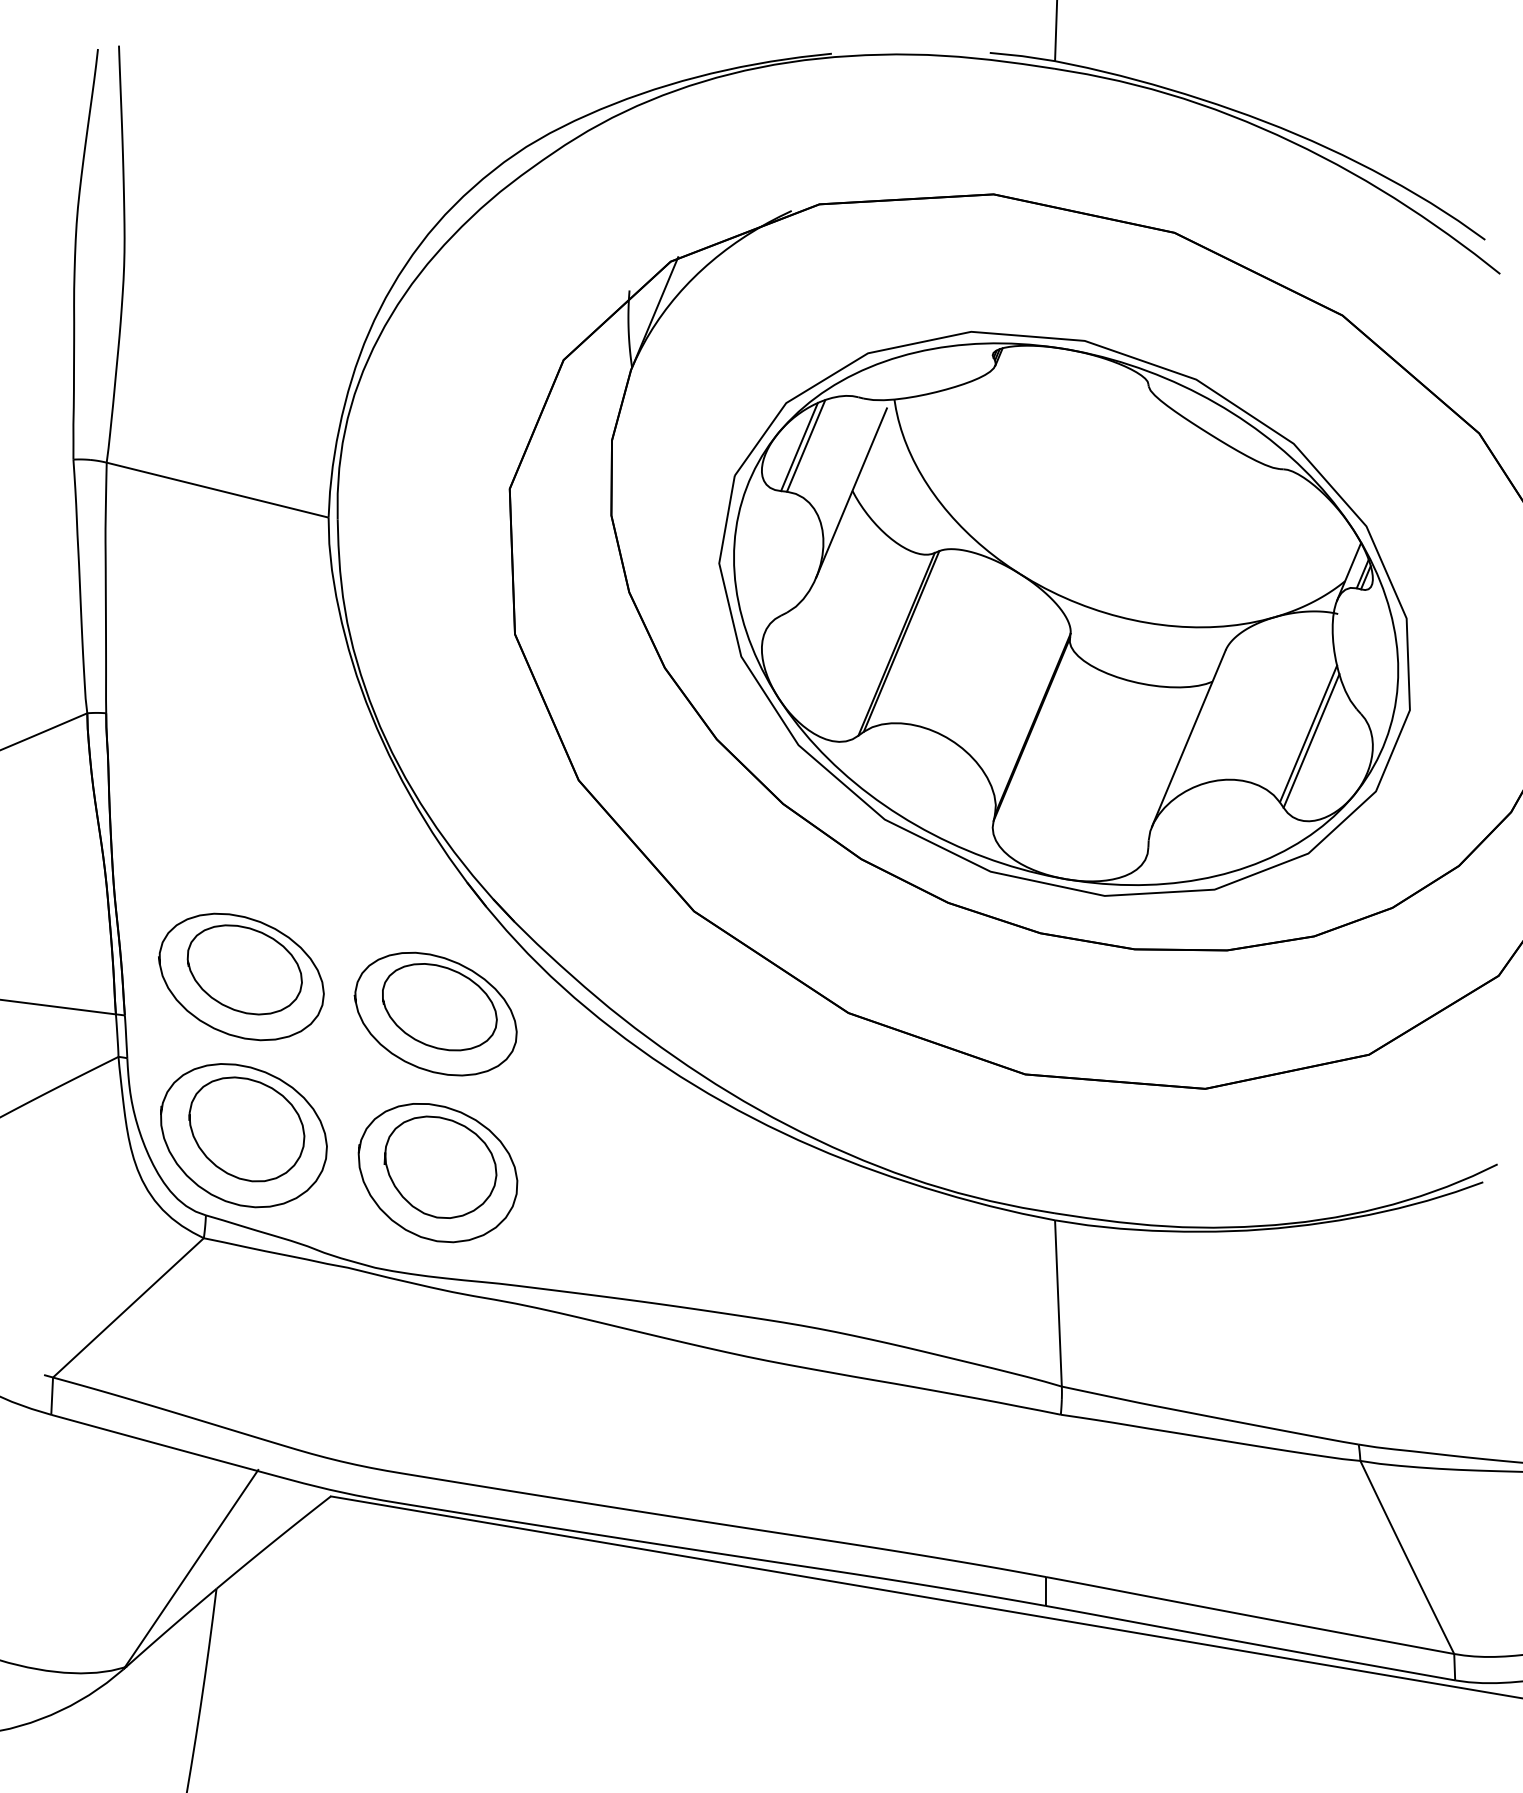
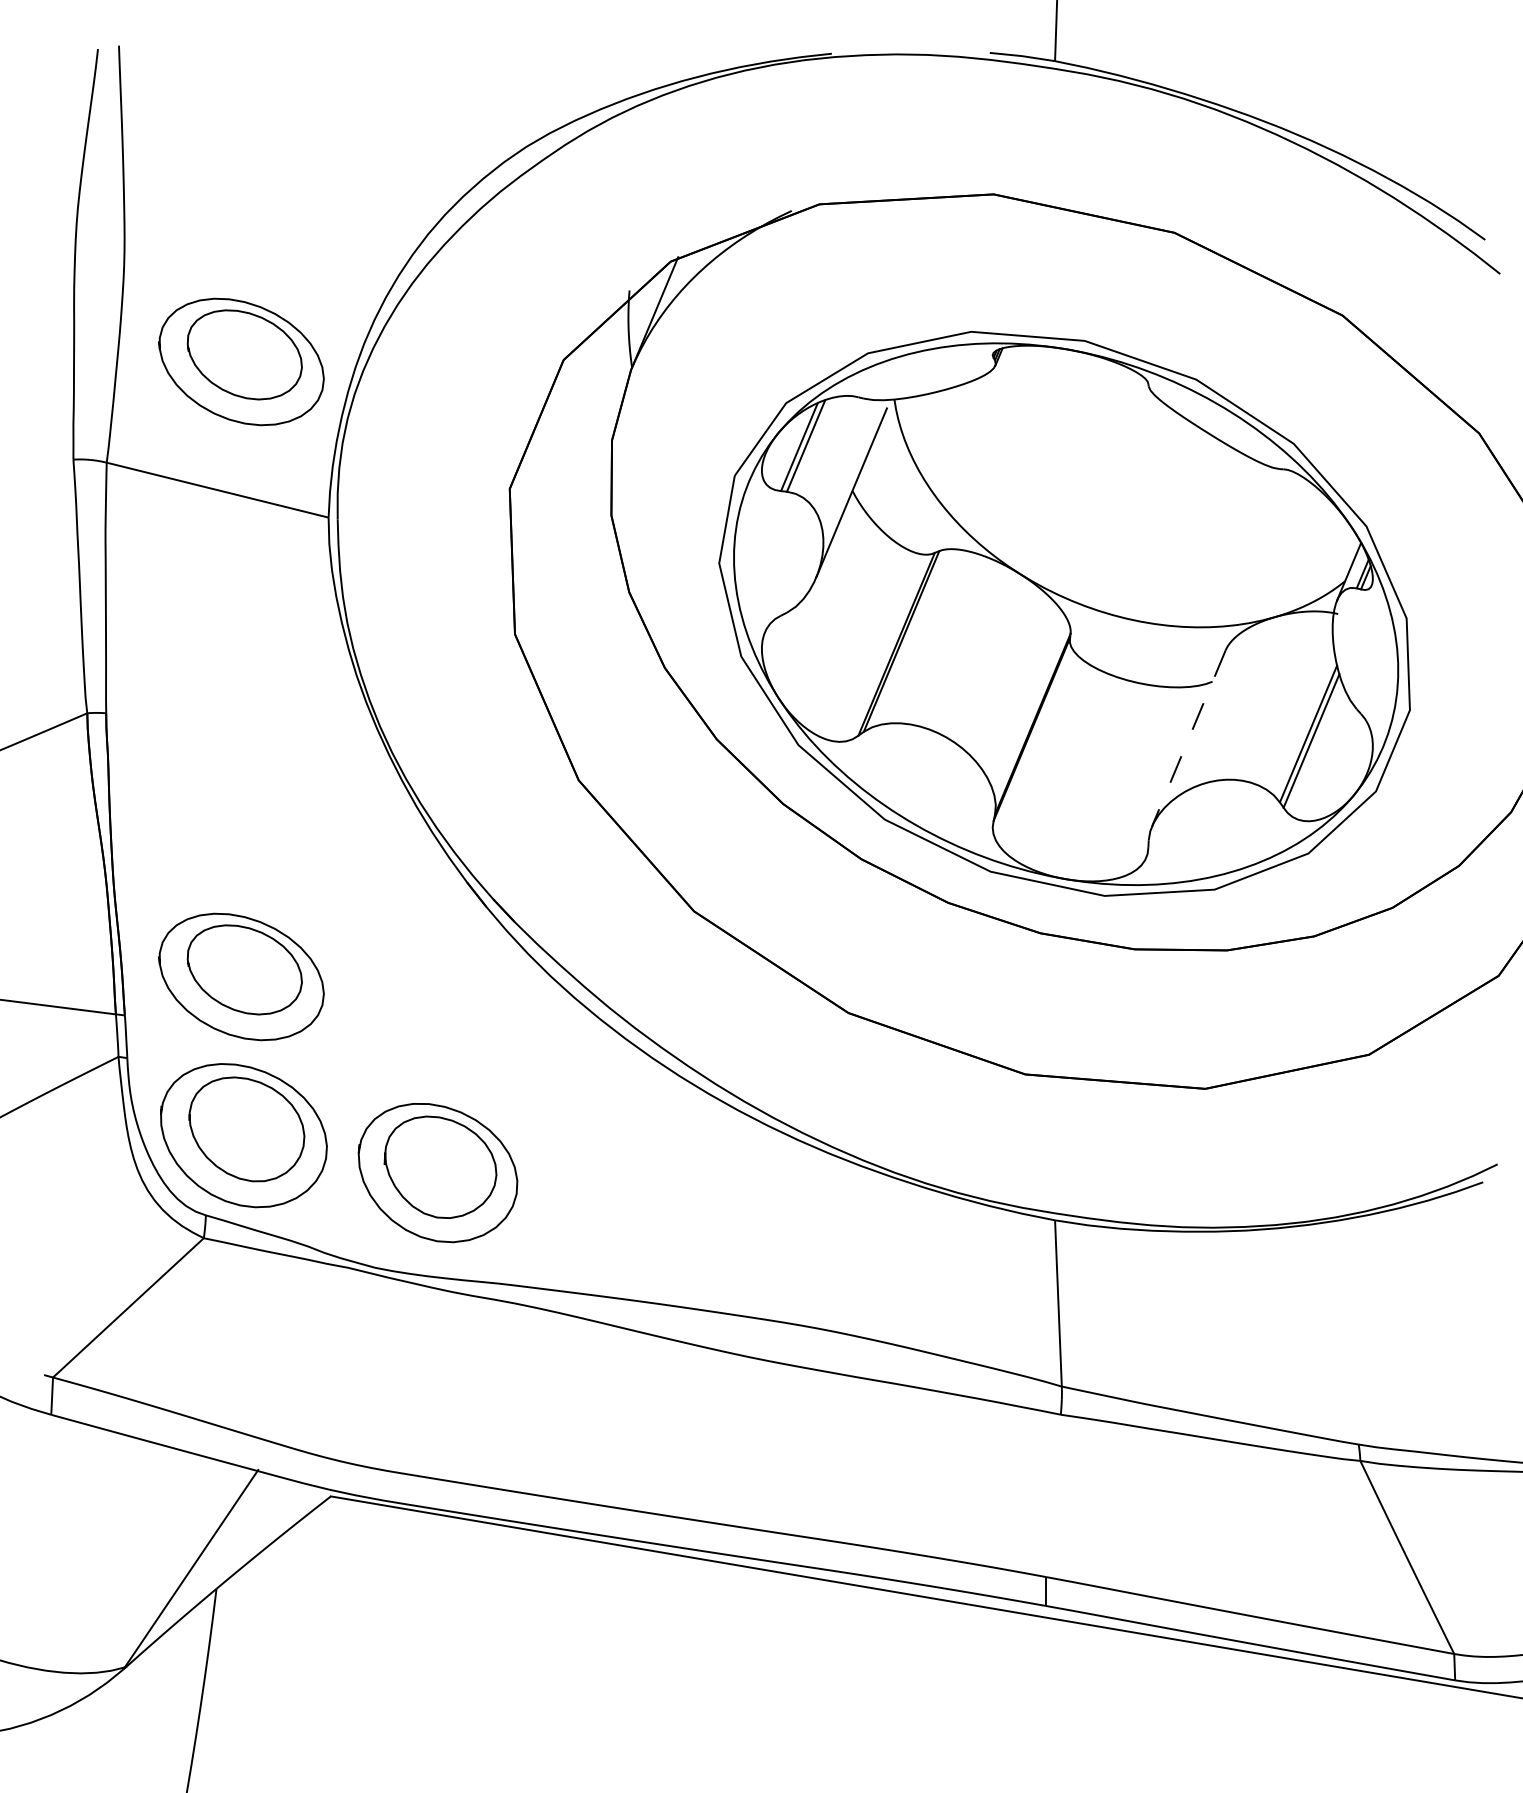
part: none -> present (241, 361)
line: solid -> dashed (1188, 738)
part: present -> none (435, 1013)
